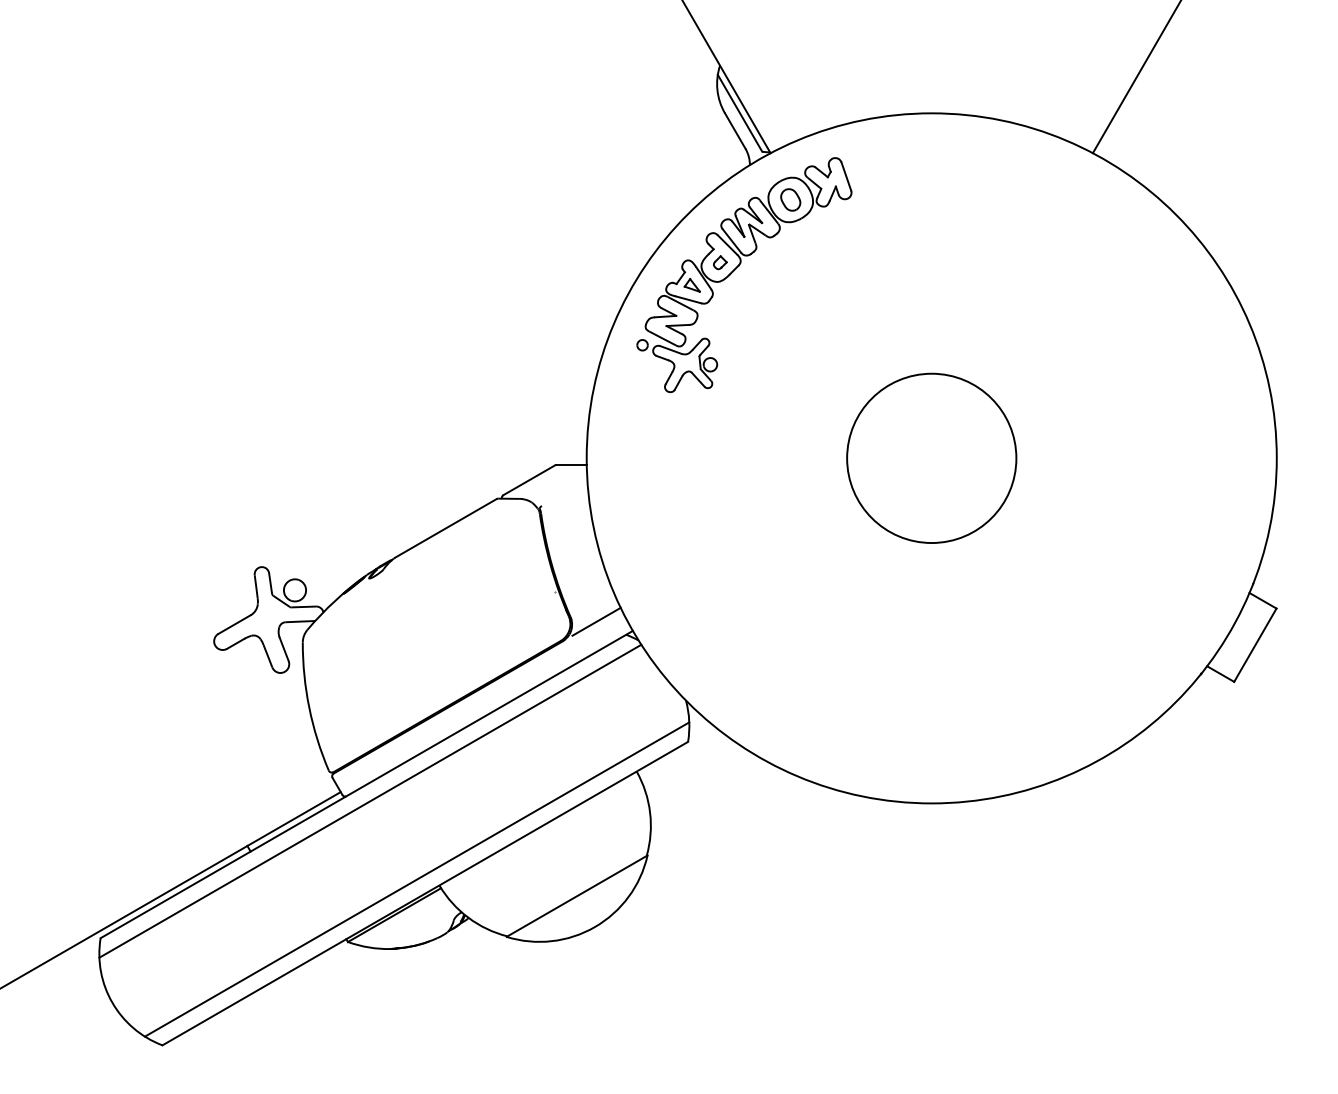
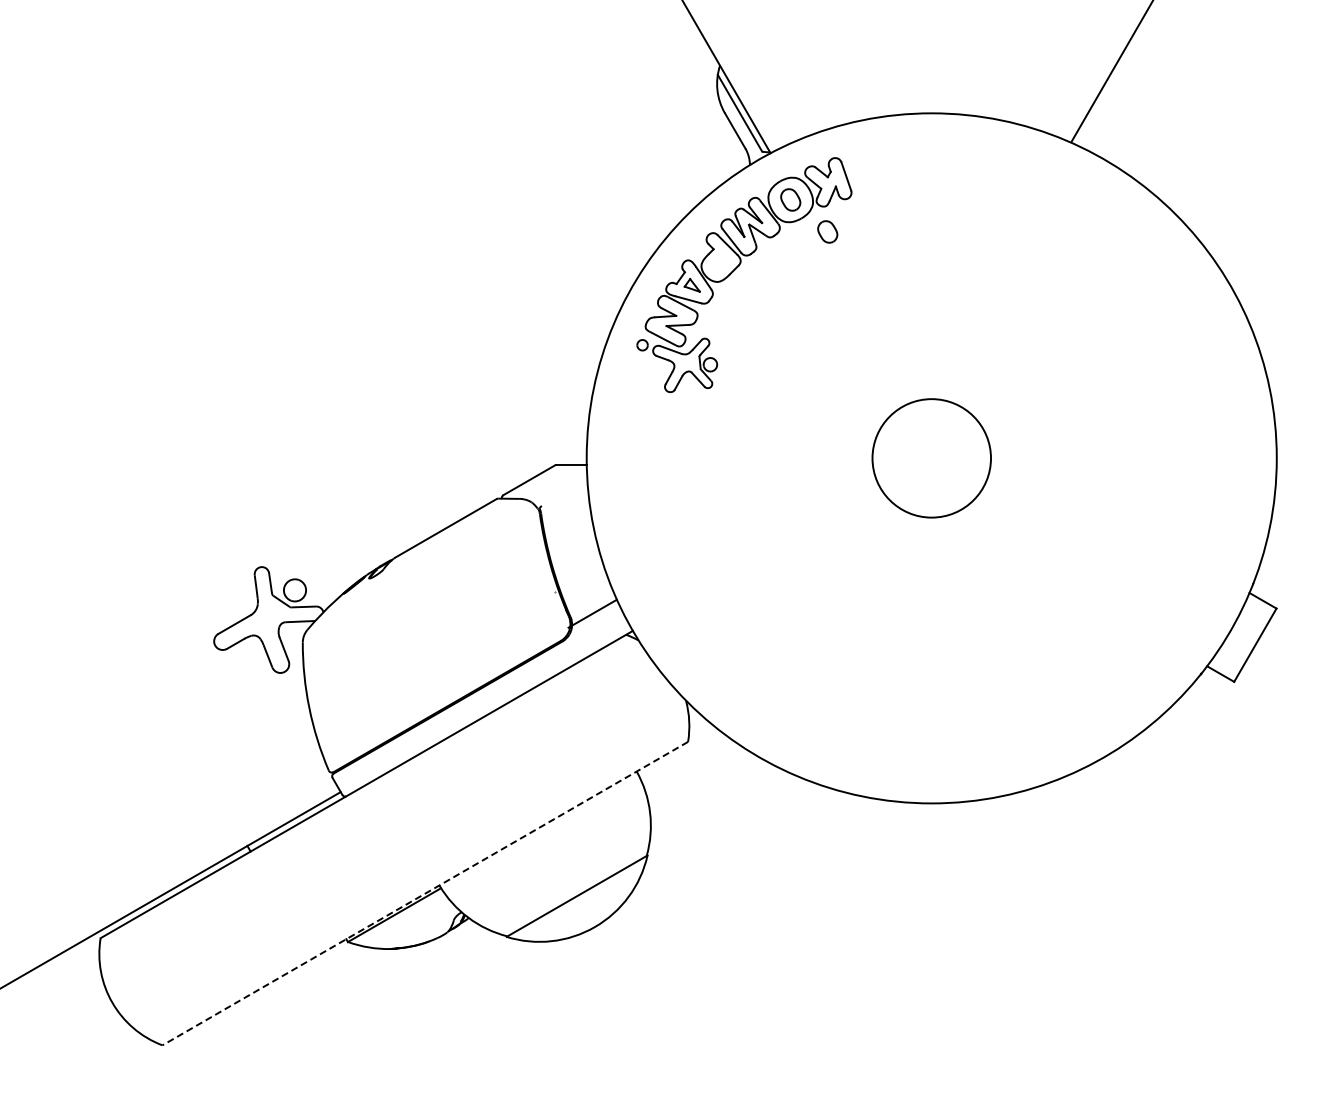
line position: (1135, 77) -> (1111, 71) (1111, 71)
part: none -> present (827, 231)
part: present -> none (720, 262)
circle diameter: 169 px -> 118 px (931, 458)
line position: (596, 621) -> (592, 613) (592, 613)
line: present -> none (370, 800)
line: present -> none (416, 879)
line: solid -> dashed (424, 893)
